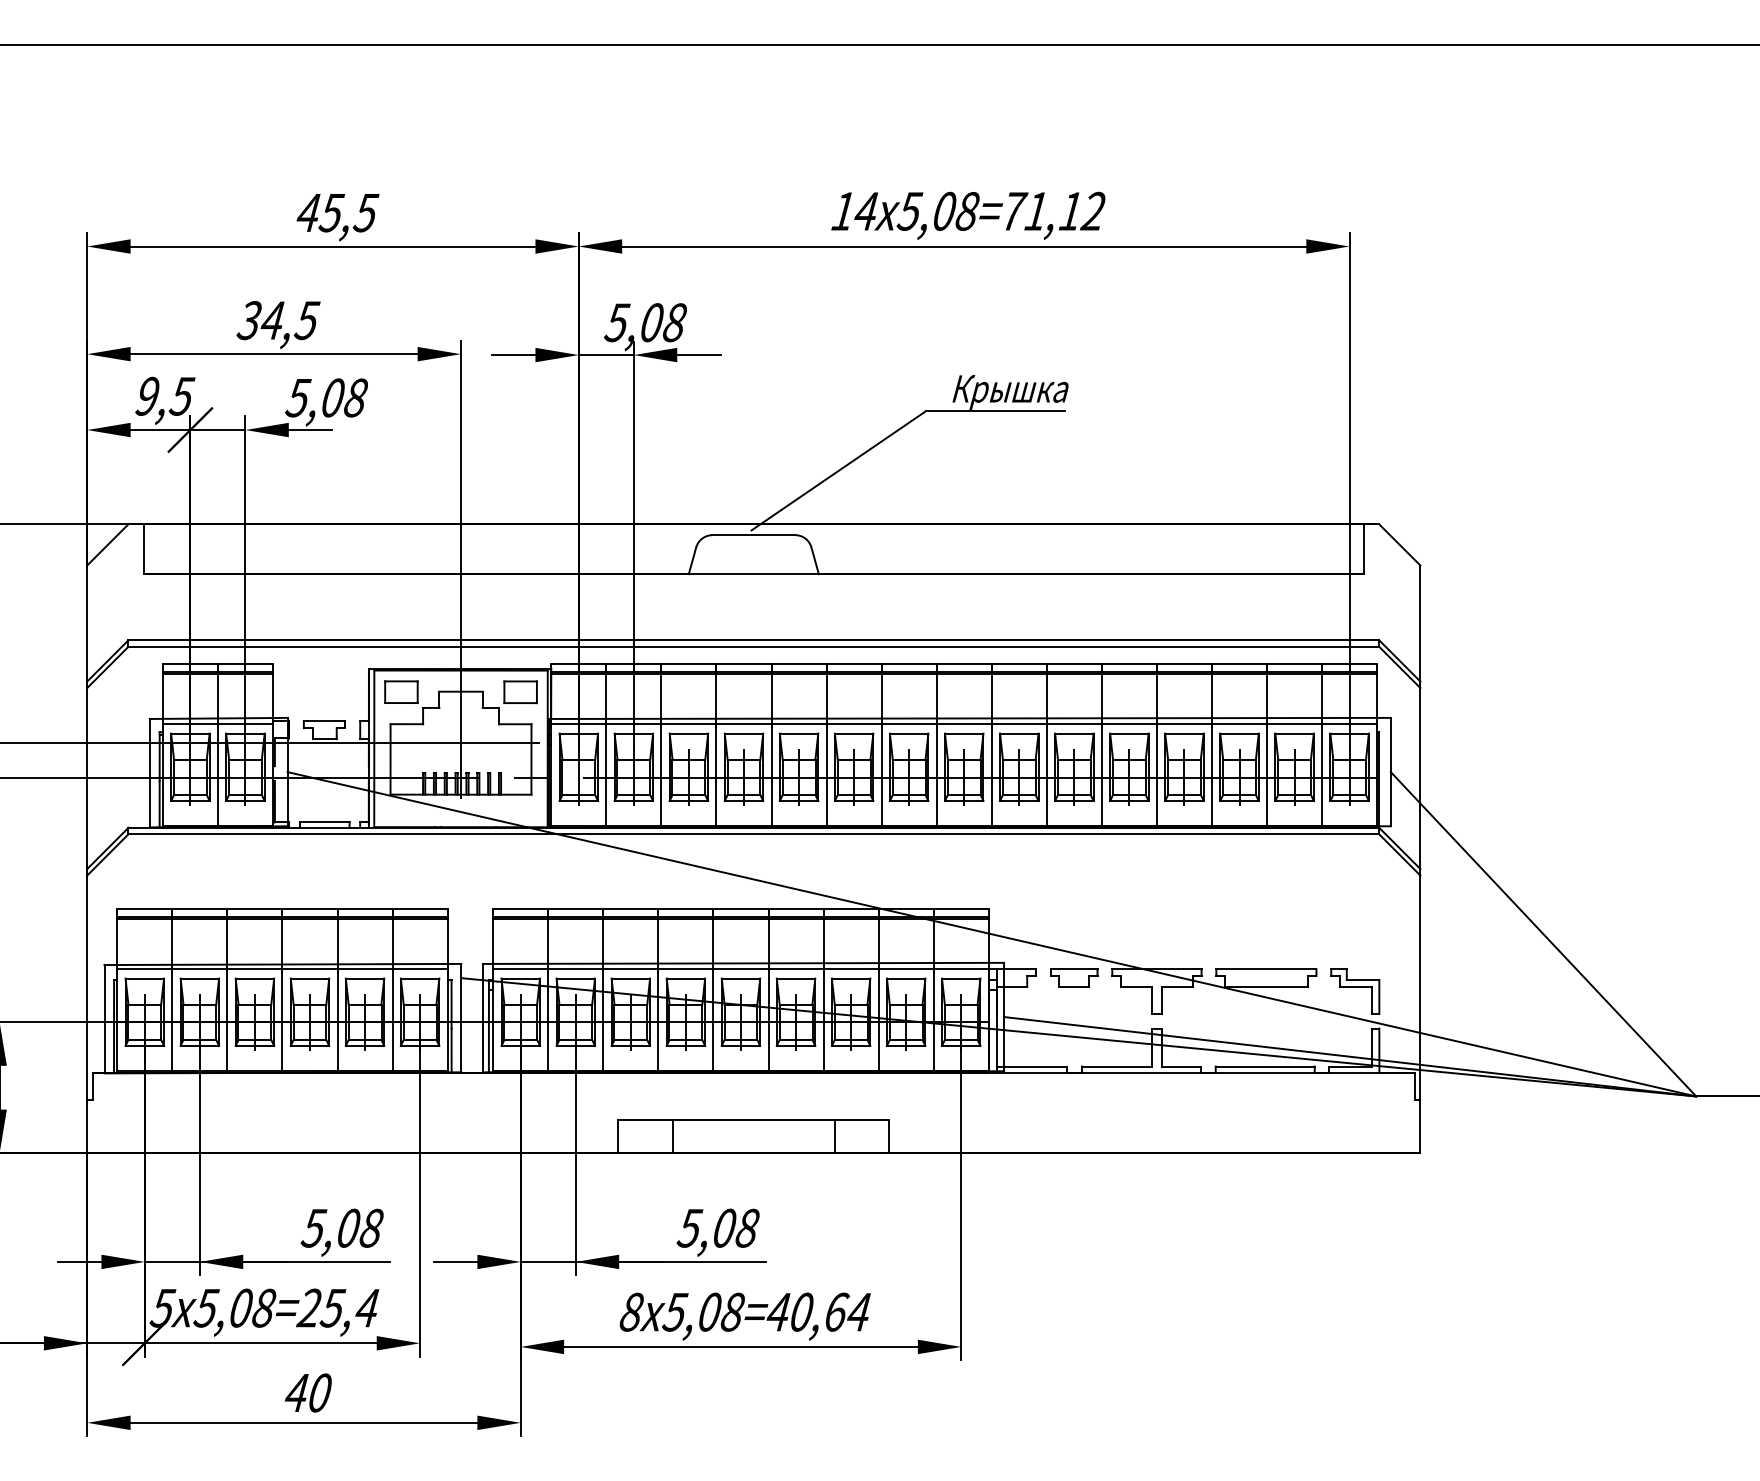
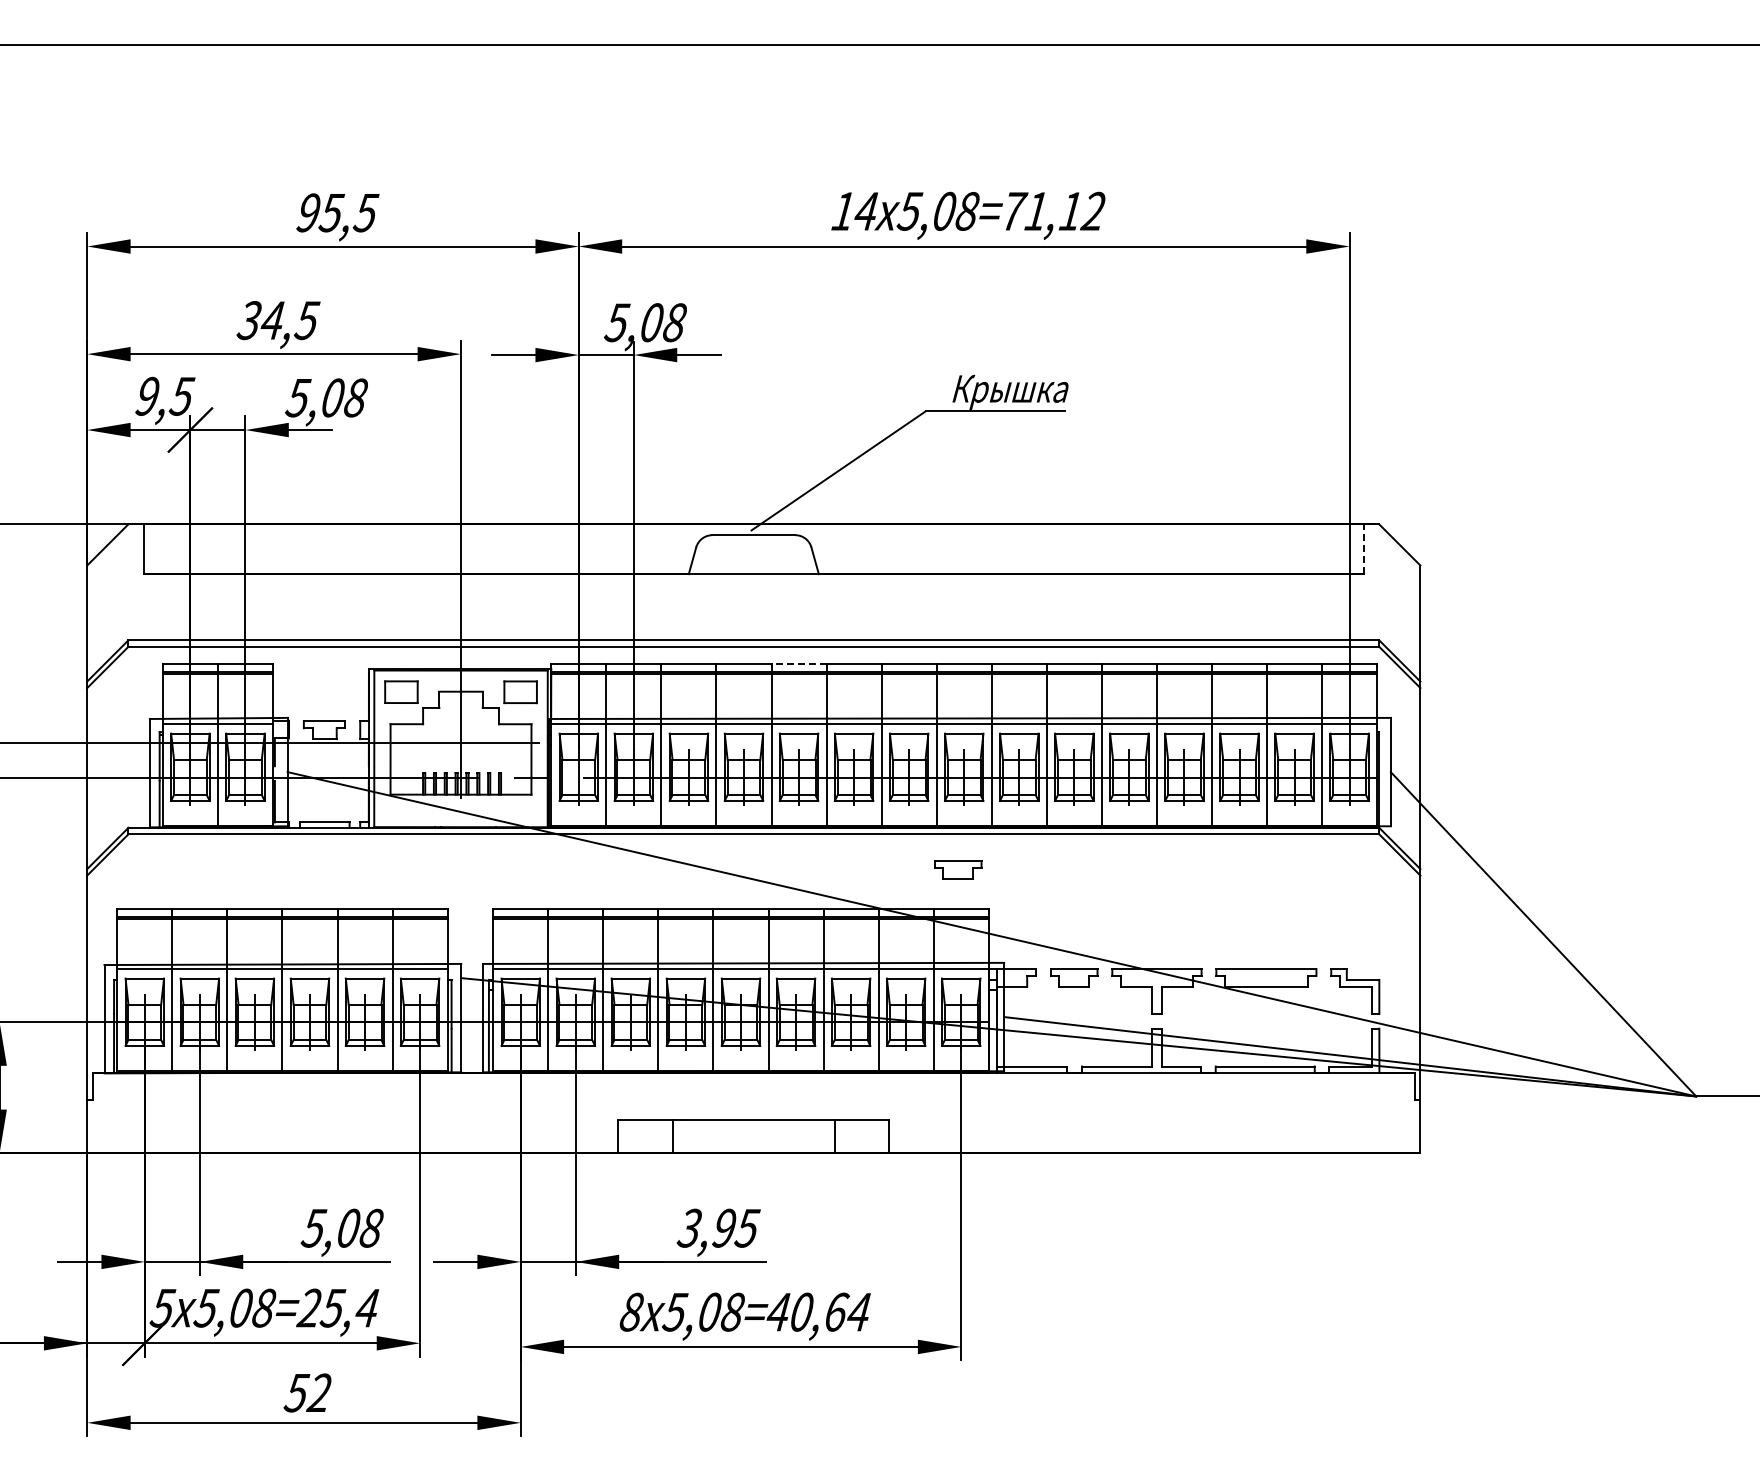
text: 45,5 -> 95,5 (308, 212)
line: solid -> dashed (1363, 549)
line: solid -> dashed (799, 663)
part: none -> present (958, 869)
text: 5,08 -> 3,95 (718, 1227)
text: 40 -> 52 (307, 1392)
